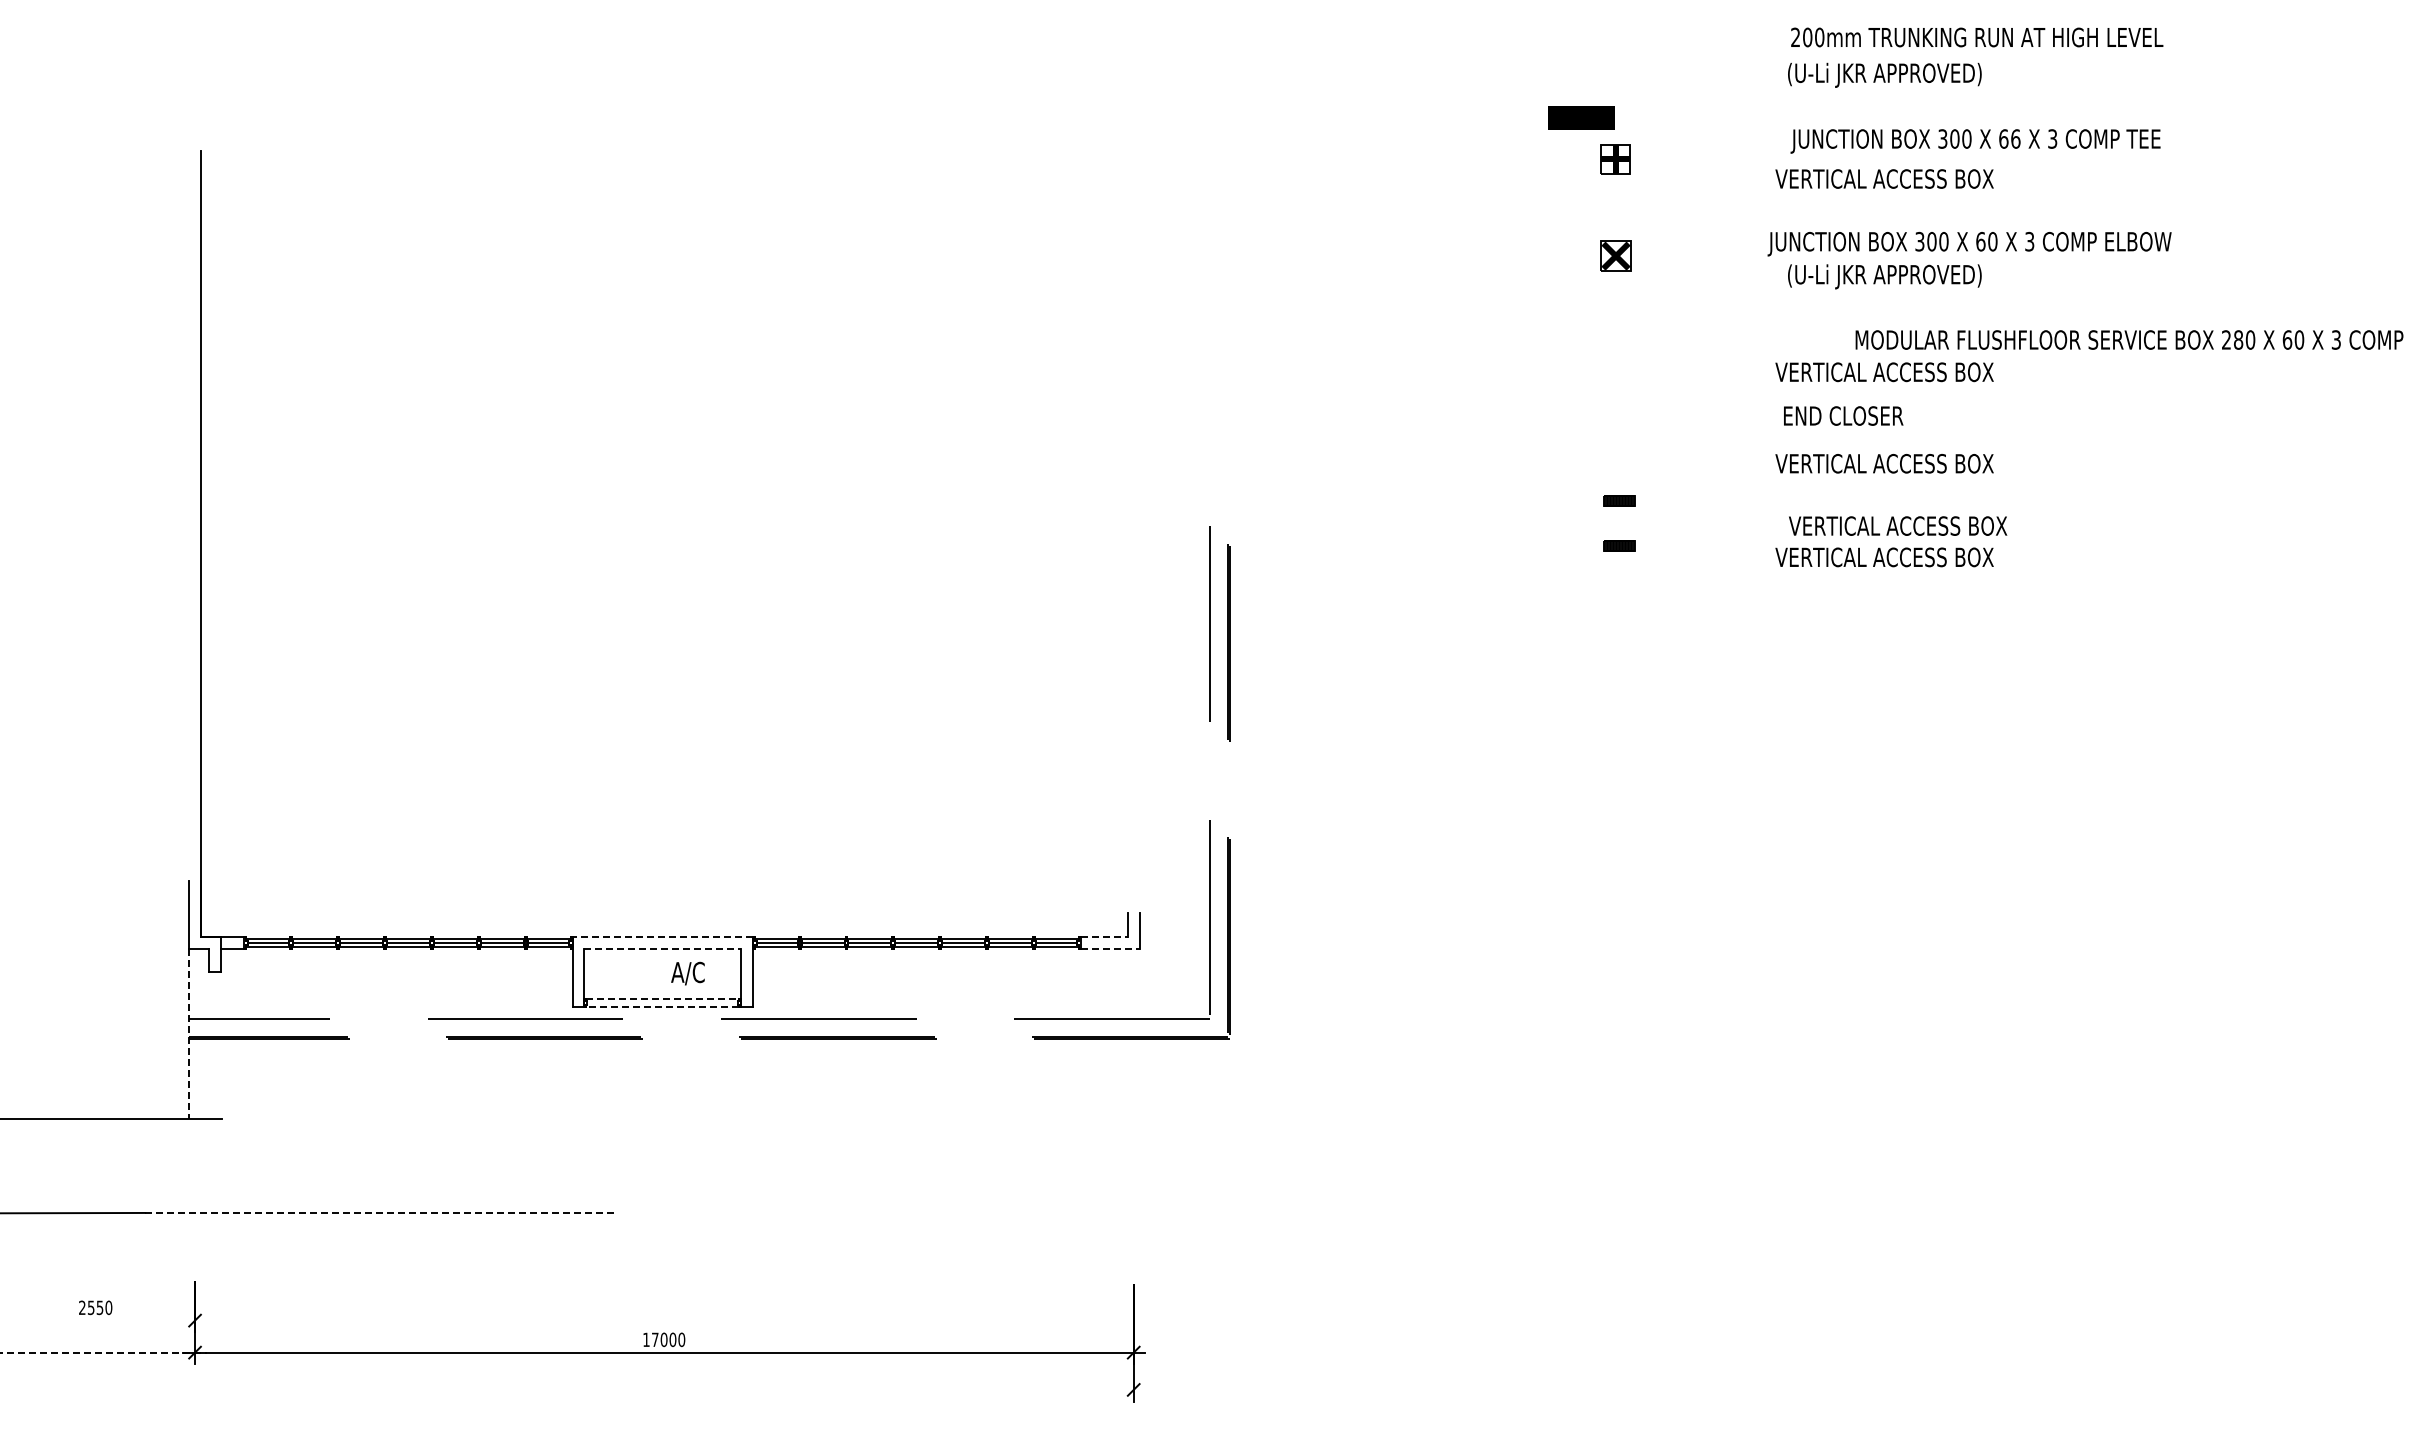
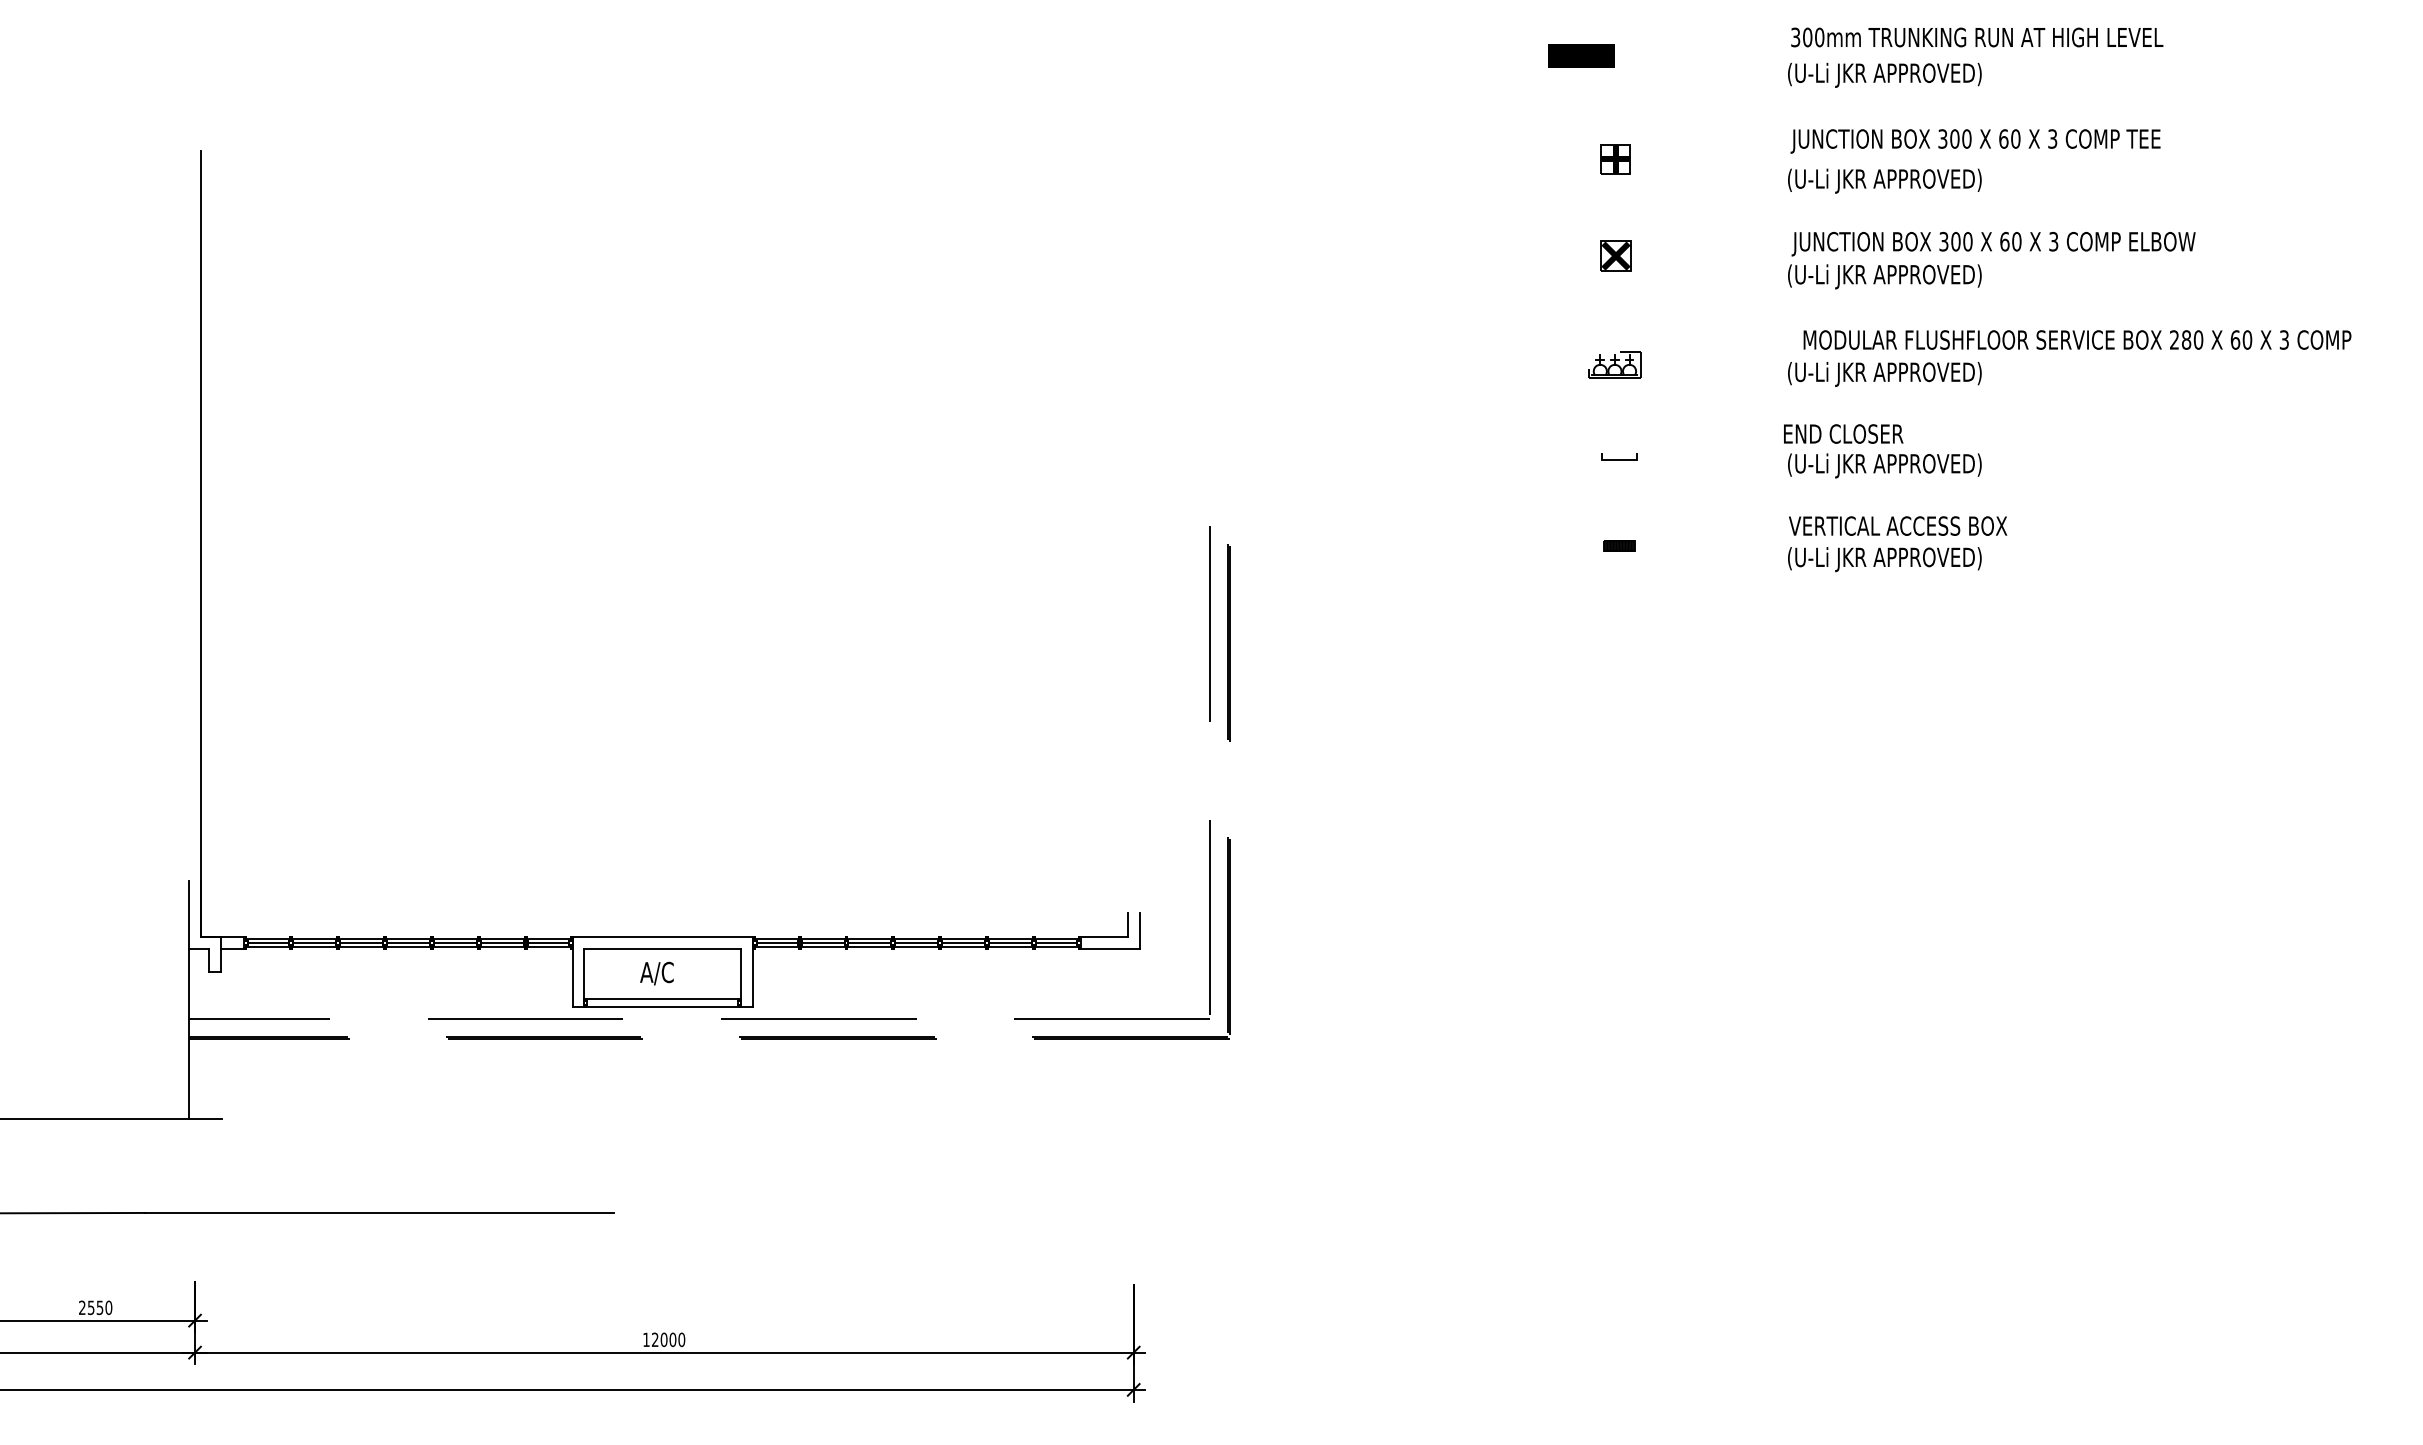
text: 200mm -> 300mm (1795, 37)
line position: (1581, 117) -> (1581, 55) (1581, 55)
text: 66 -> 60 (2015, 138)
text: VERTICAL ACCESS BOX -> (U-Li JKR APPROVED) (1884, 180)
text position: (1969, 243) -> (1993, 243) (1993, 243)
text position: (2129, 339) -> (2077, 339) (2077, 339)
part: none -> present (1614, 364)
text: VERTICAL ACCESS BOX -> (U-Li JKR APPROVED) (1884, 373)
text position: (1843, 415) -> (1843, 433) (1843, 433)
part: none -> present (1619, 456)
text: VERTICAL ACCESS BOX -> (U-Li JKR APPROVED) (1884, 465)
part: present -> none (1619, 500)
text: VERTICAL ACCESS BOX -> (U-Li JKR APPROVED) (1884, 559)
line: dashed -> solid (662, 936)
line: dashed -> solid (1105, 936)
line: dashed -> solid (663, 948)
line: dashed -> solid (1110, 948)
text position: (687, 973) -> (656, 973) (656, 973)
line: dashed -> solid (663, 999)
line: dashed -> solid (662, 1007)
line: dashed -> solid (189, 1034)
line: dashed -> solid (379, 1212)
line: none -> present (104, 1320)
text: 17000 -> 12000 (655, 1339)
line: dashed -> solid (103, 1352)
line: none -> present (573, 1389)
